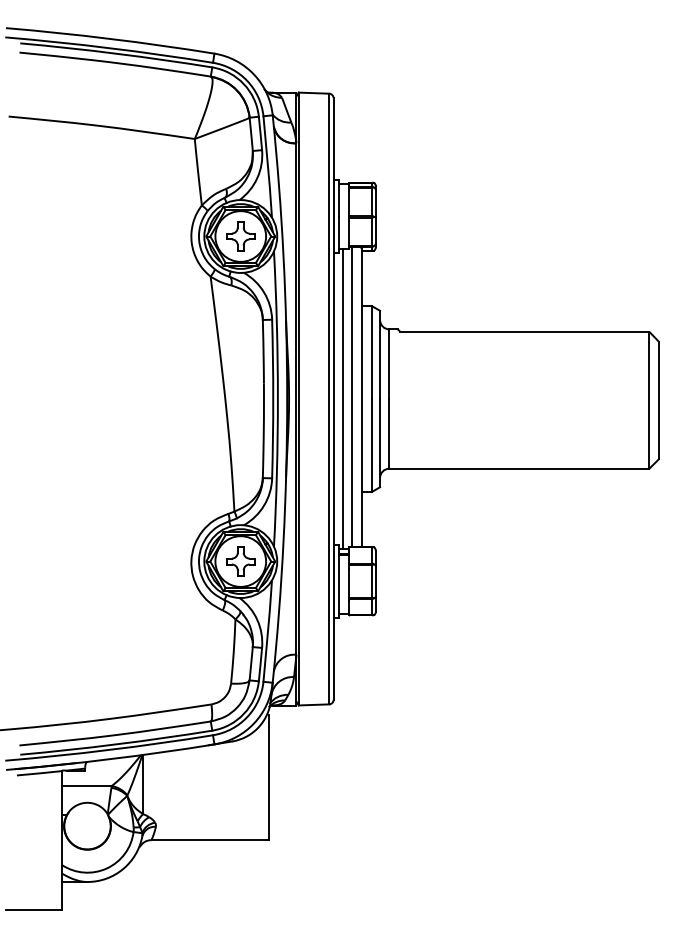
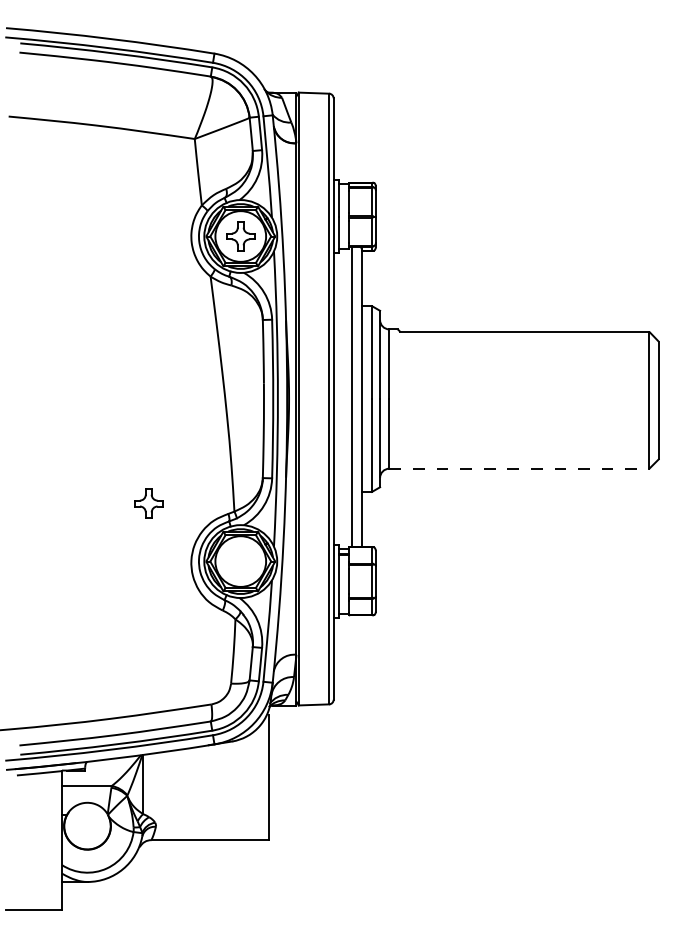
line: present -> none (342, 398)
line: solid -> dashed (519, 468)
part position: (240, 561) -> (148, 503) (148, 503)
